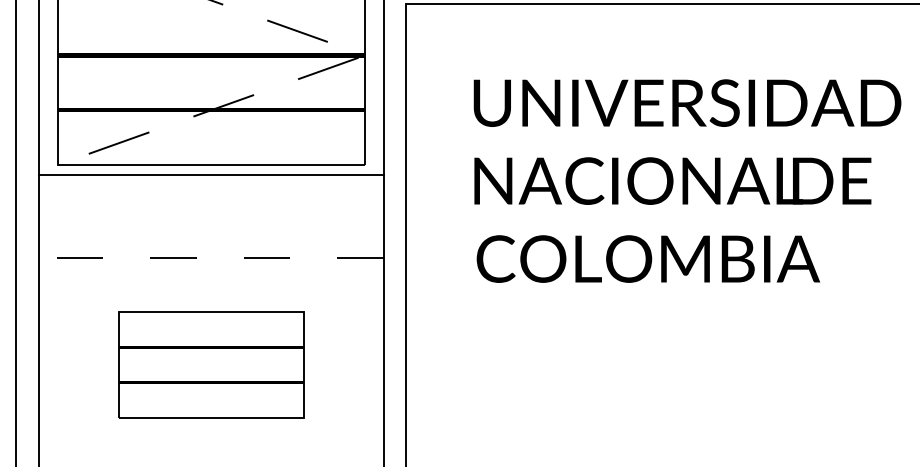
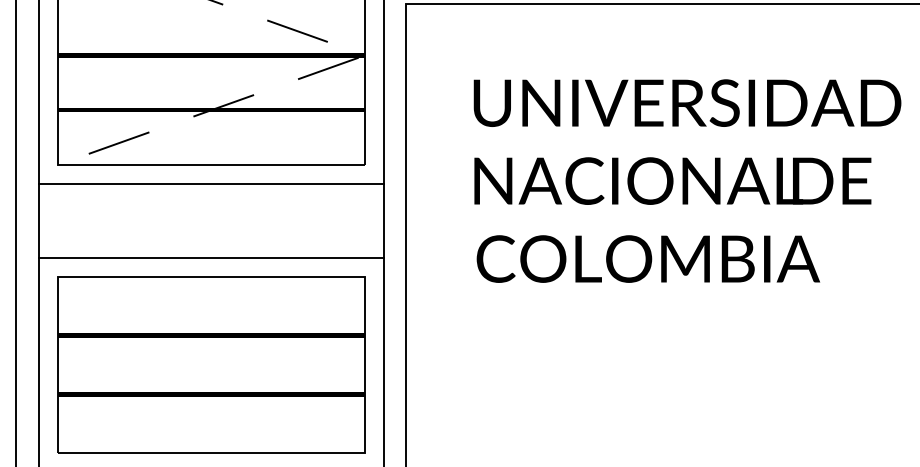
line position: (211, 174) -> (211, 183) (211, 183)
line: dashed -> solid (211, 258)
part size: 187x108 px -> 309x178 px (211, 364)
